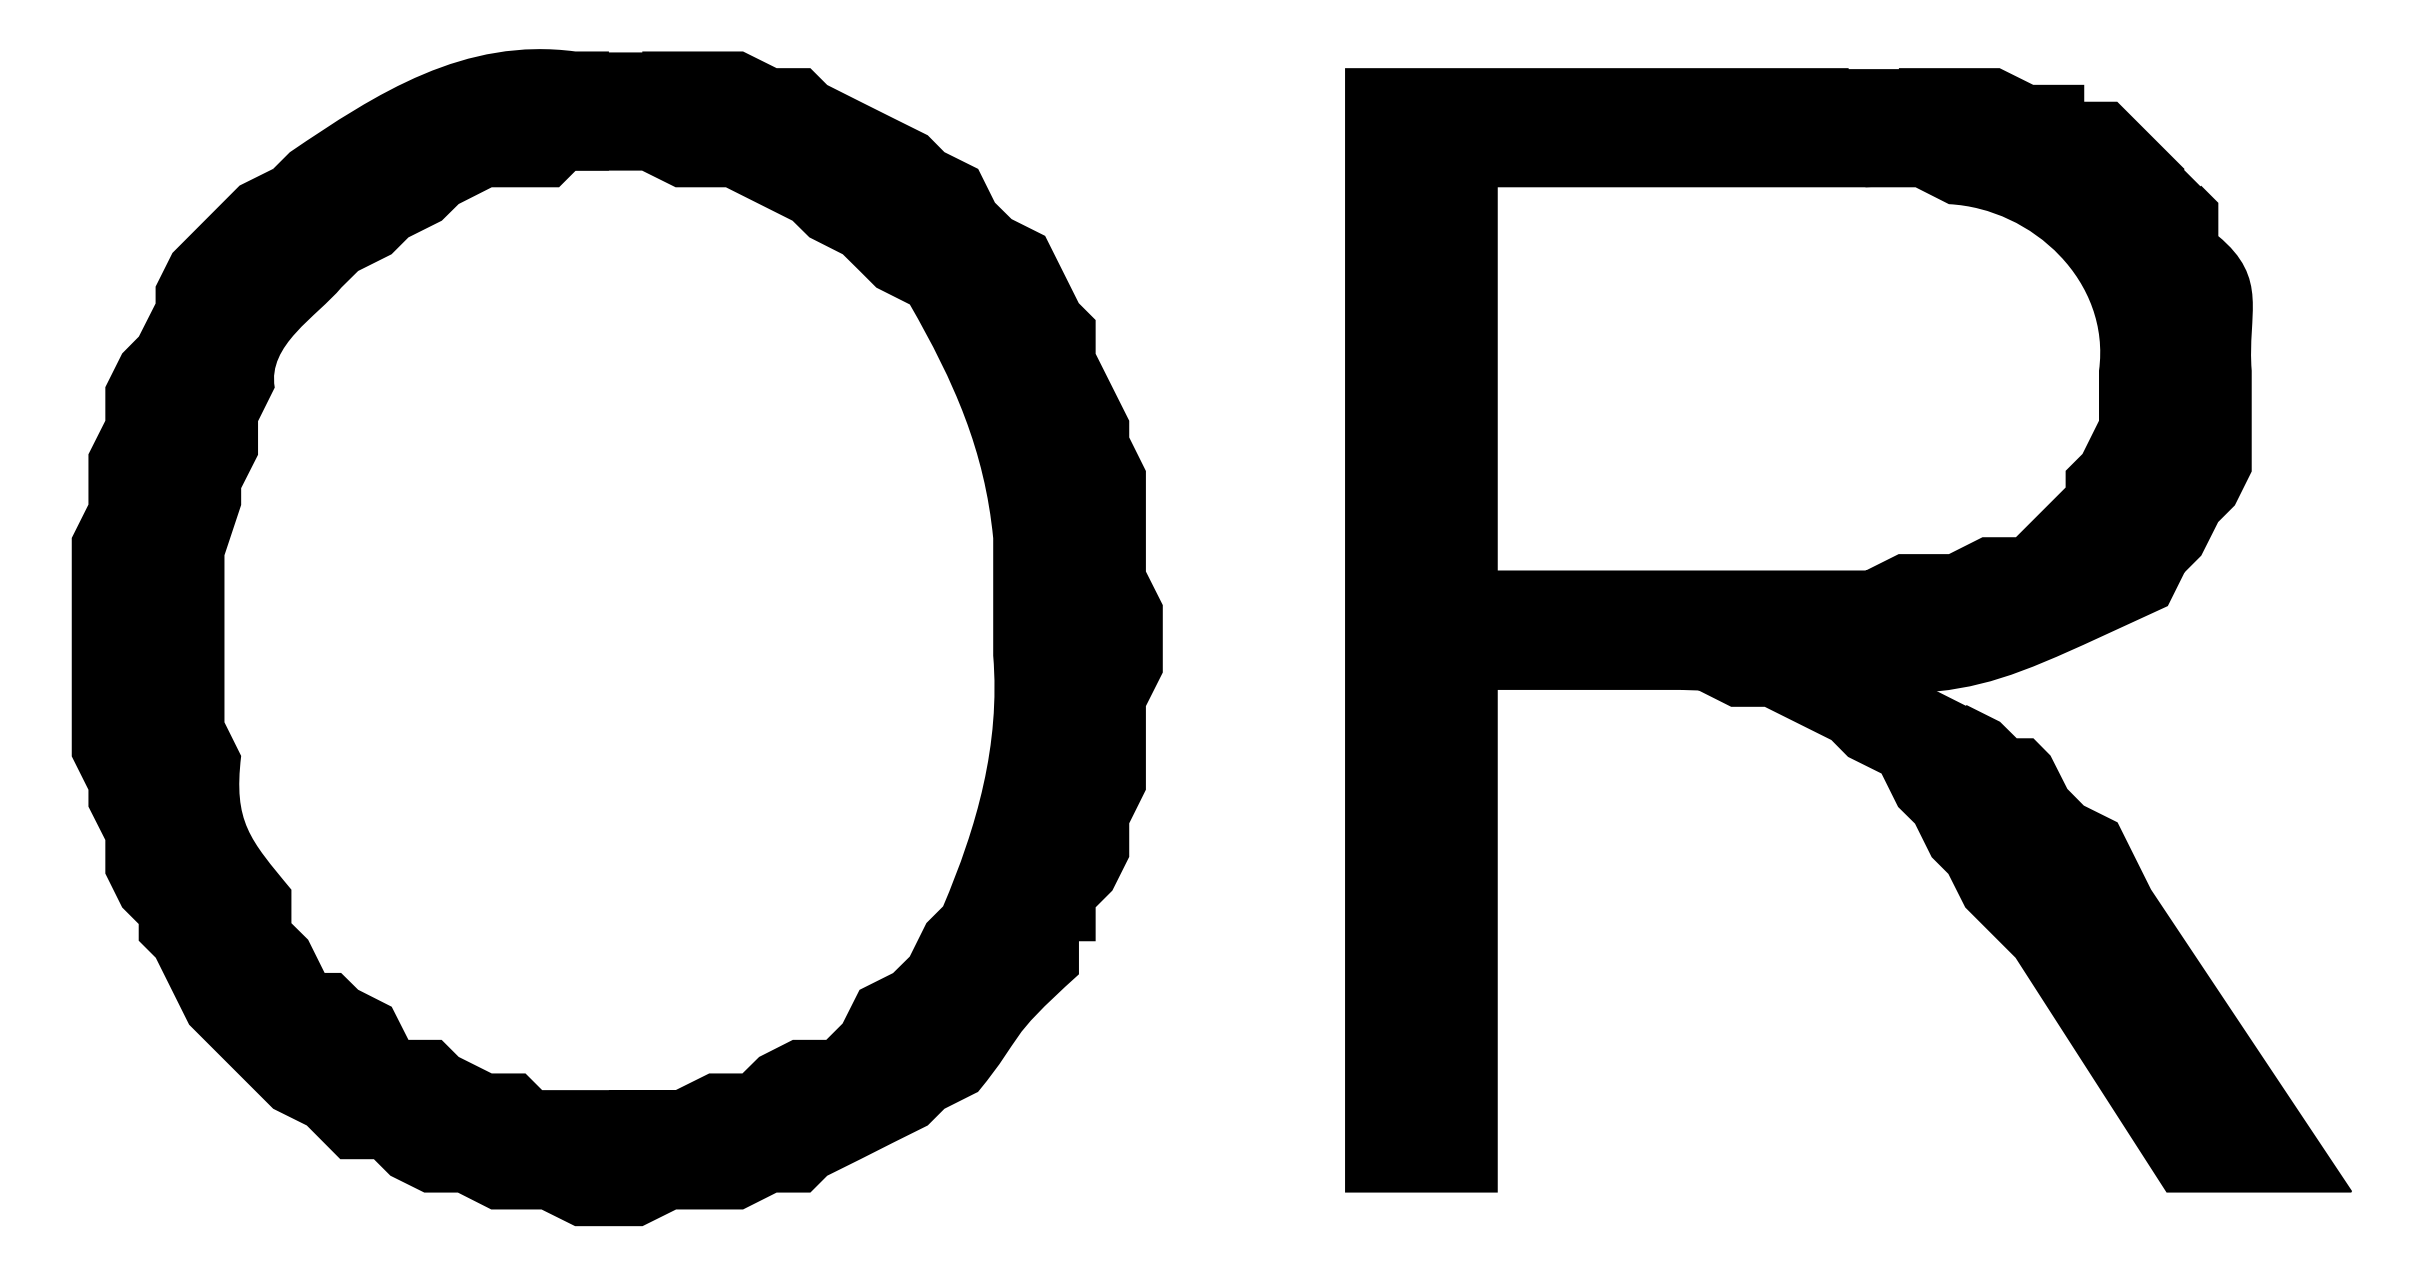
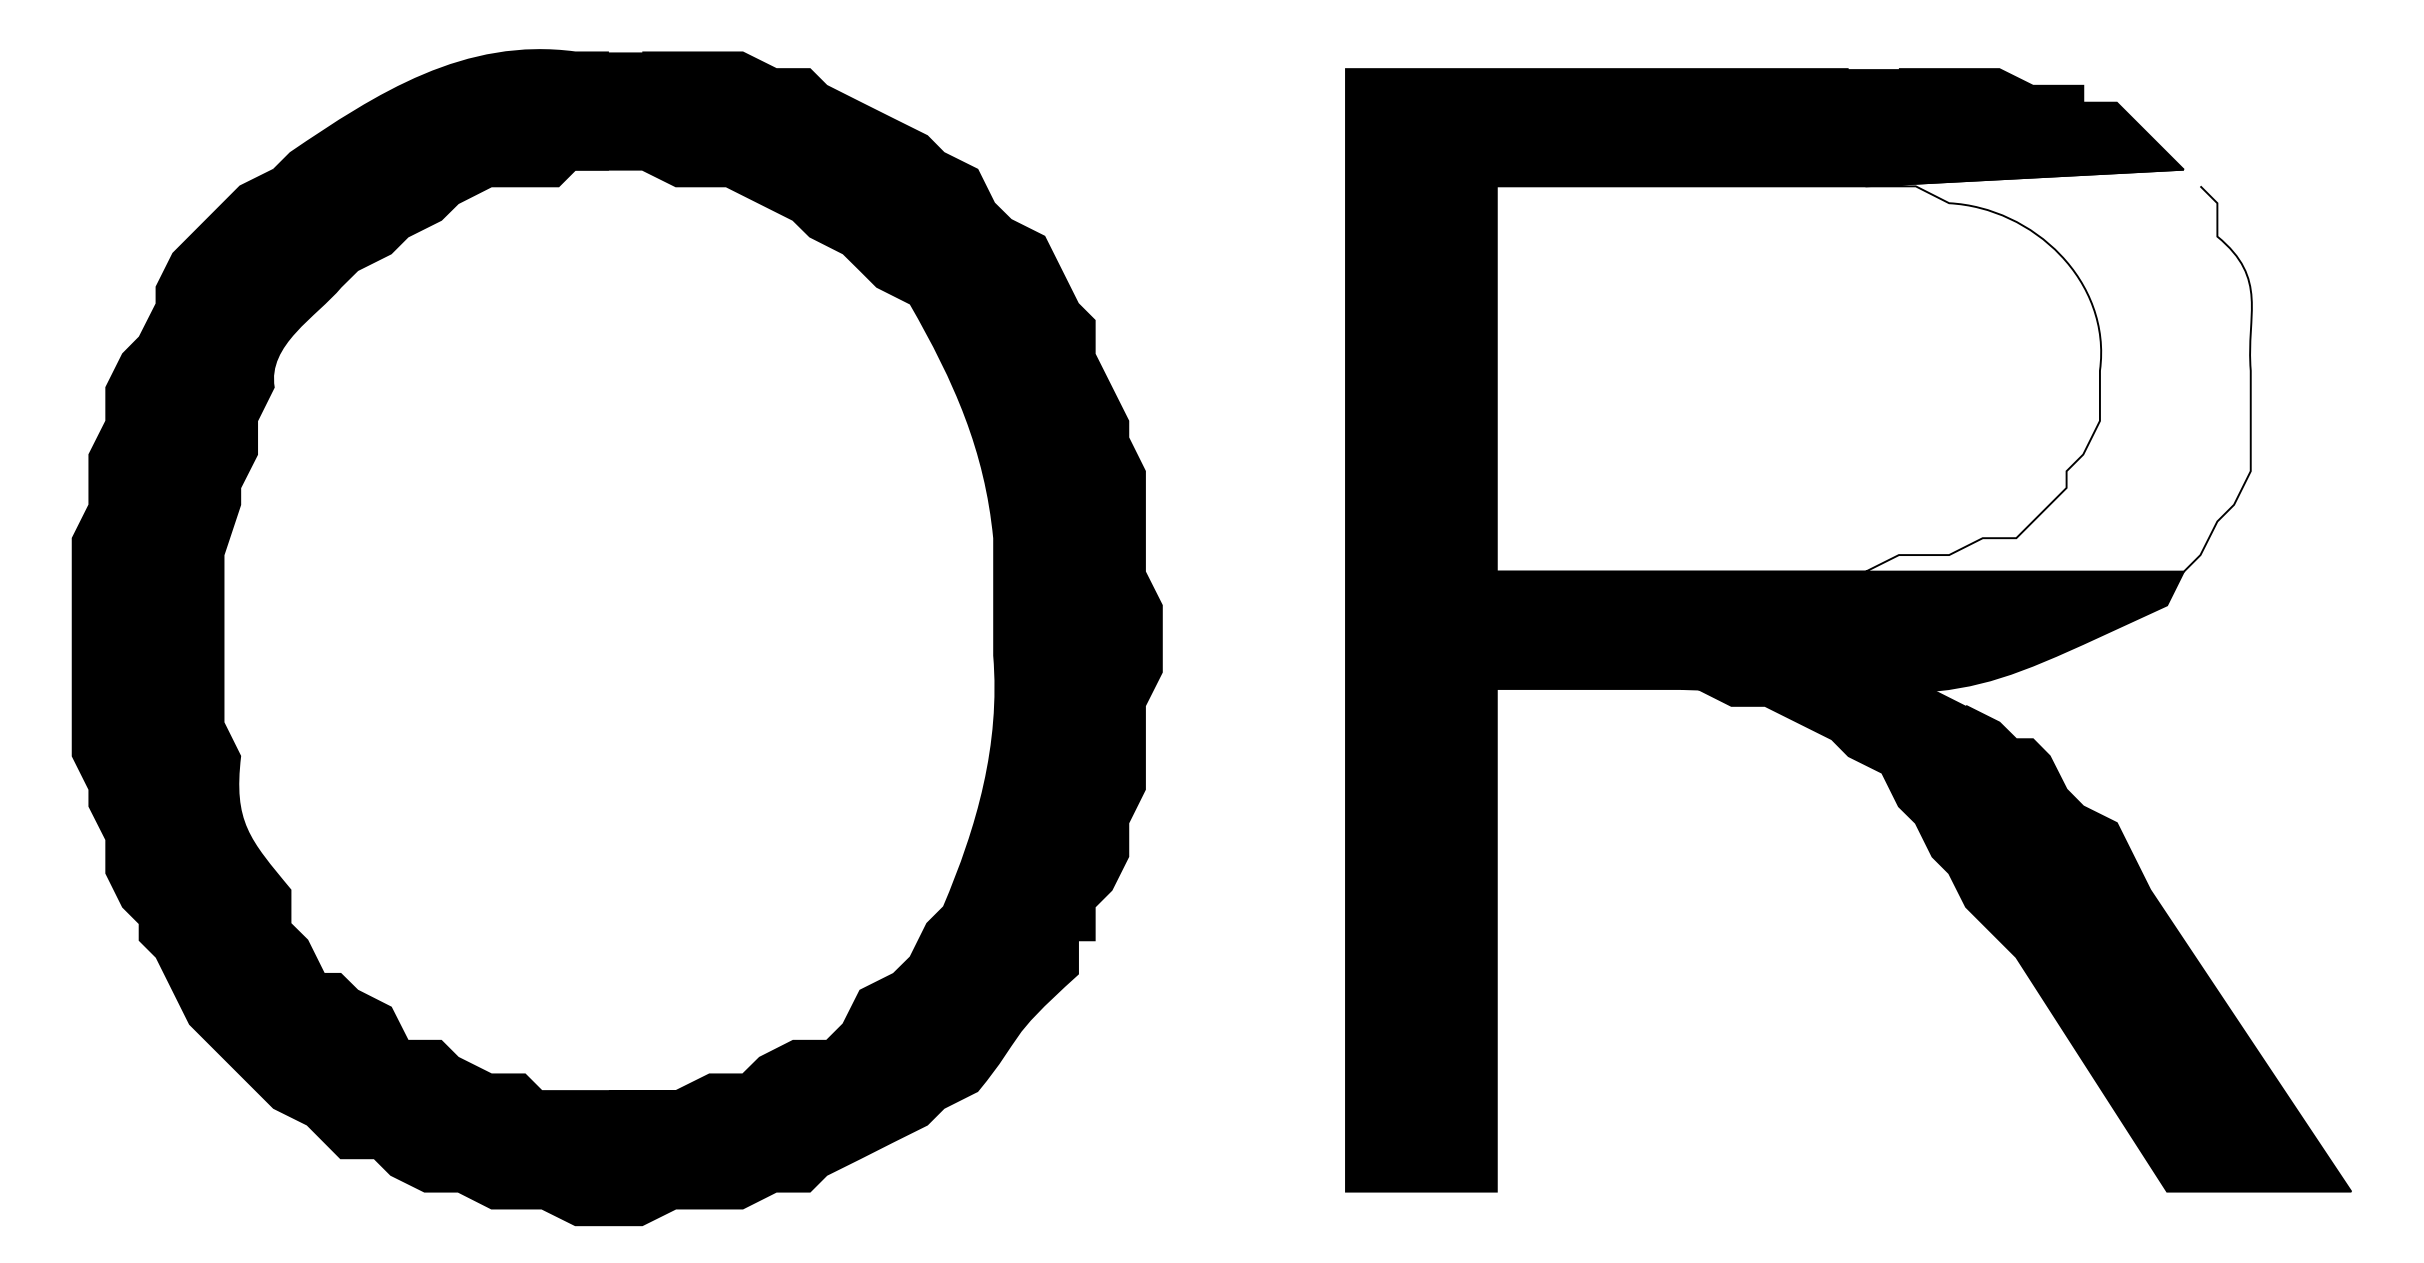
fill: present -> none (1873, 370)
